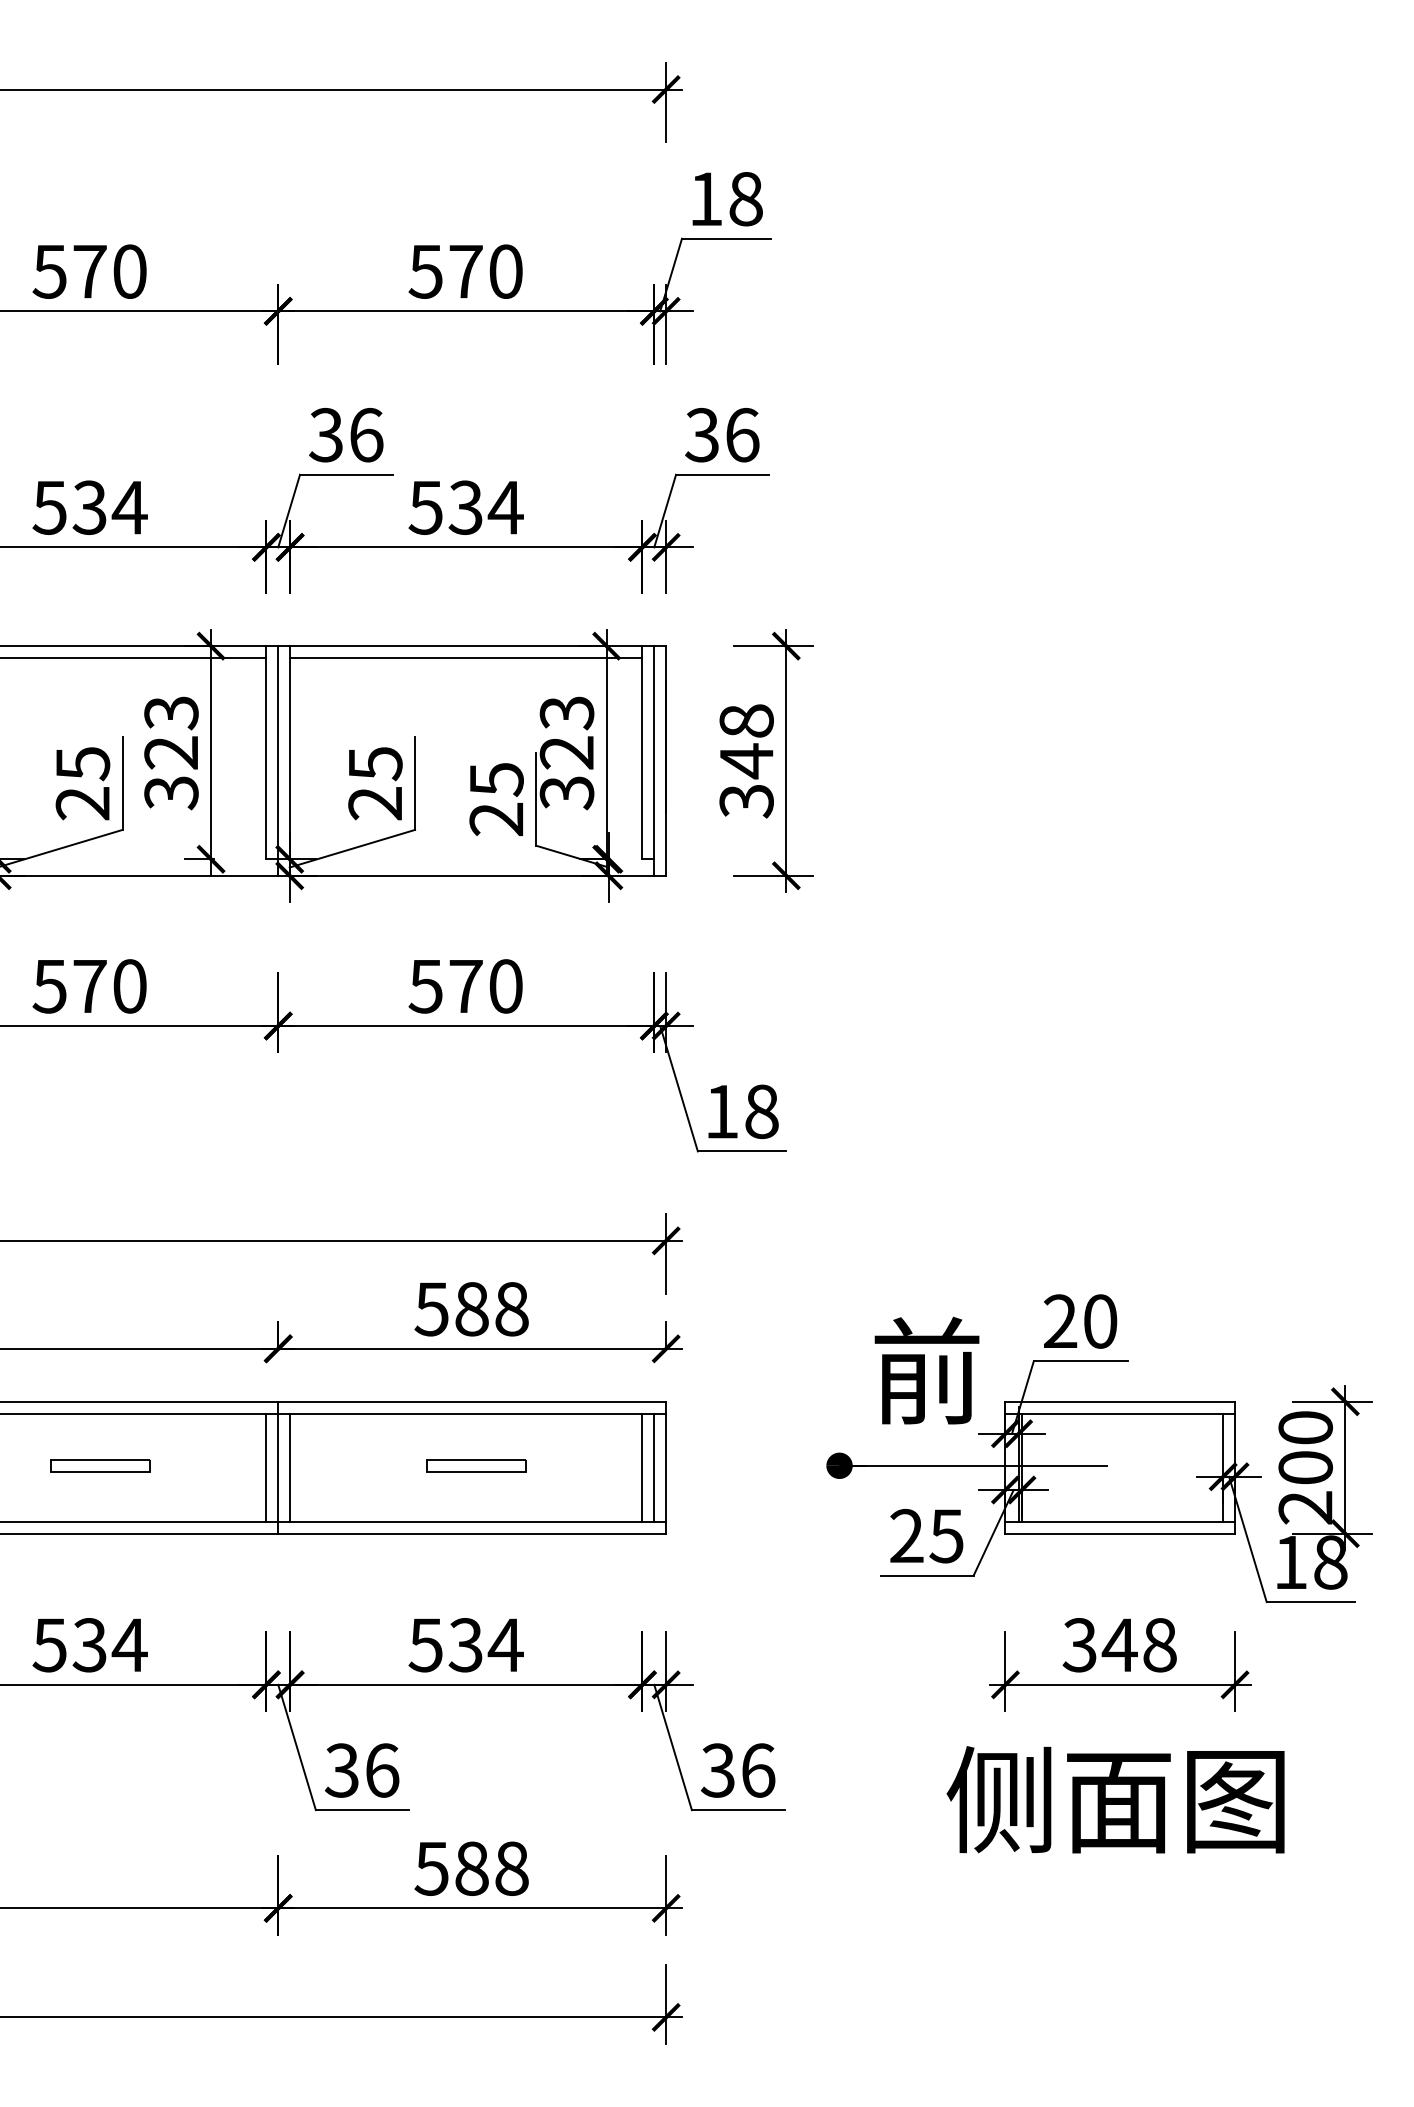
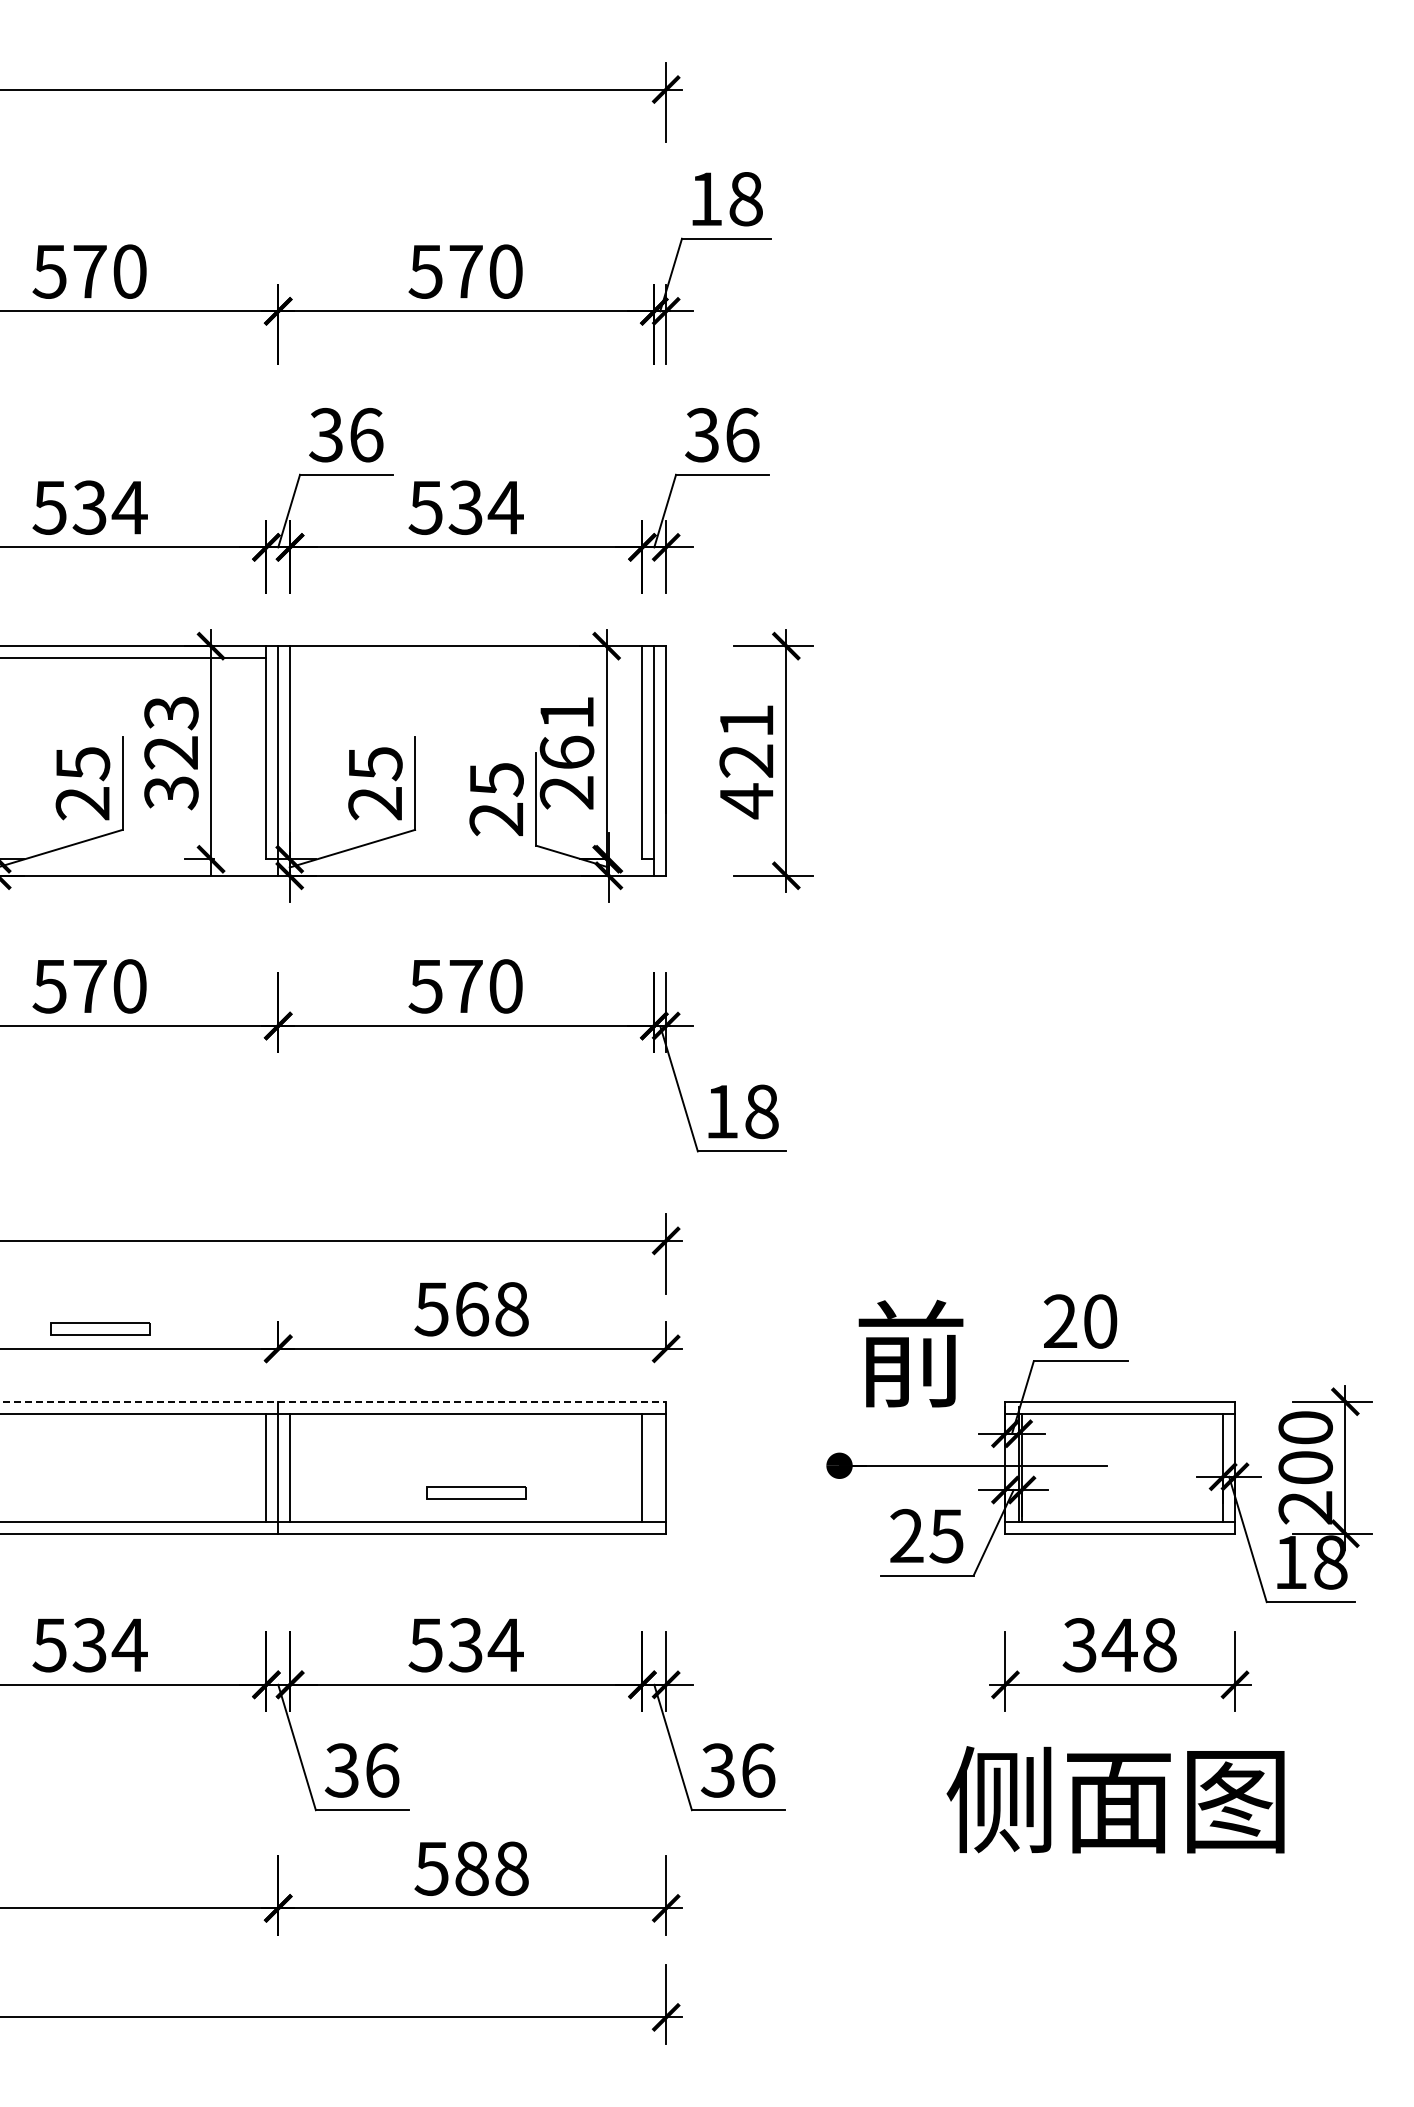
line: present -> none (466, 658)
text: 323 -> 261 (566, 753)
text: 348 -> 421 (746, 761)
text: 588 -> 568 (472, 1309)
text position: (926, 1370) -> (910, 1353) (910, 1353)
line: solid -> dashed (333, 1401)
part position: (100, 1465) -> (100, 1328) (100, 1328)
part position: (476, 1465) -> (476, 1492) (476, 1492)
line: present -> none (654, 1467)
